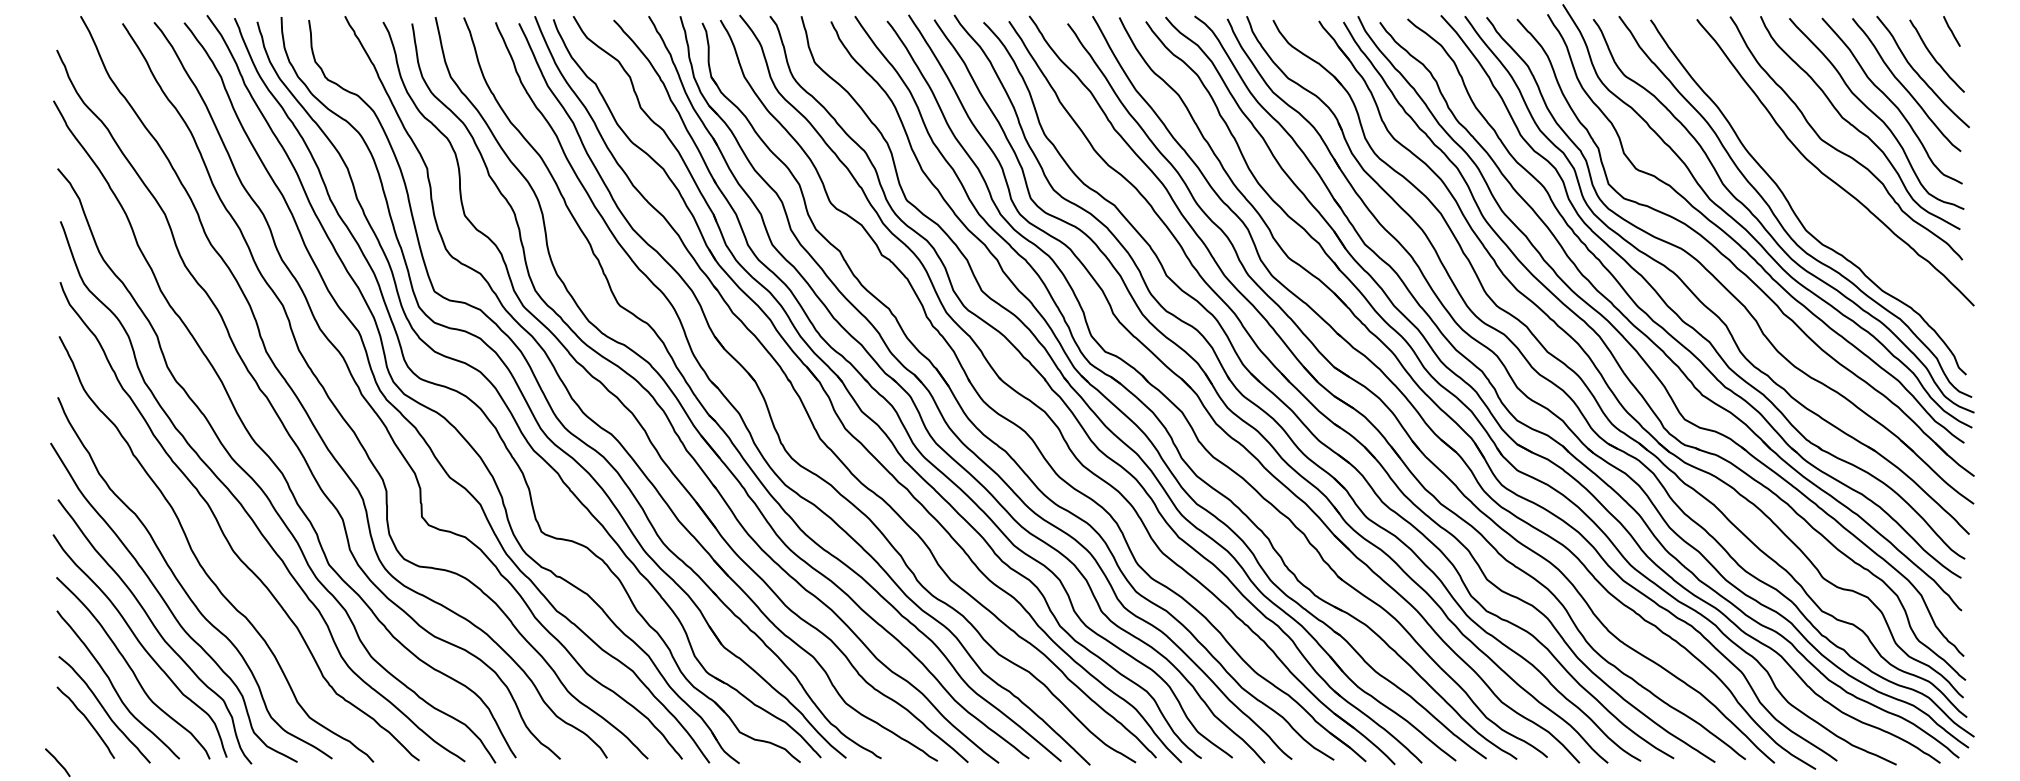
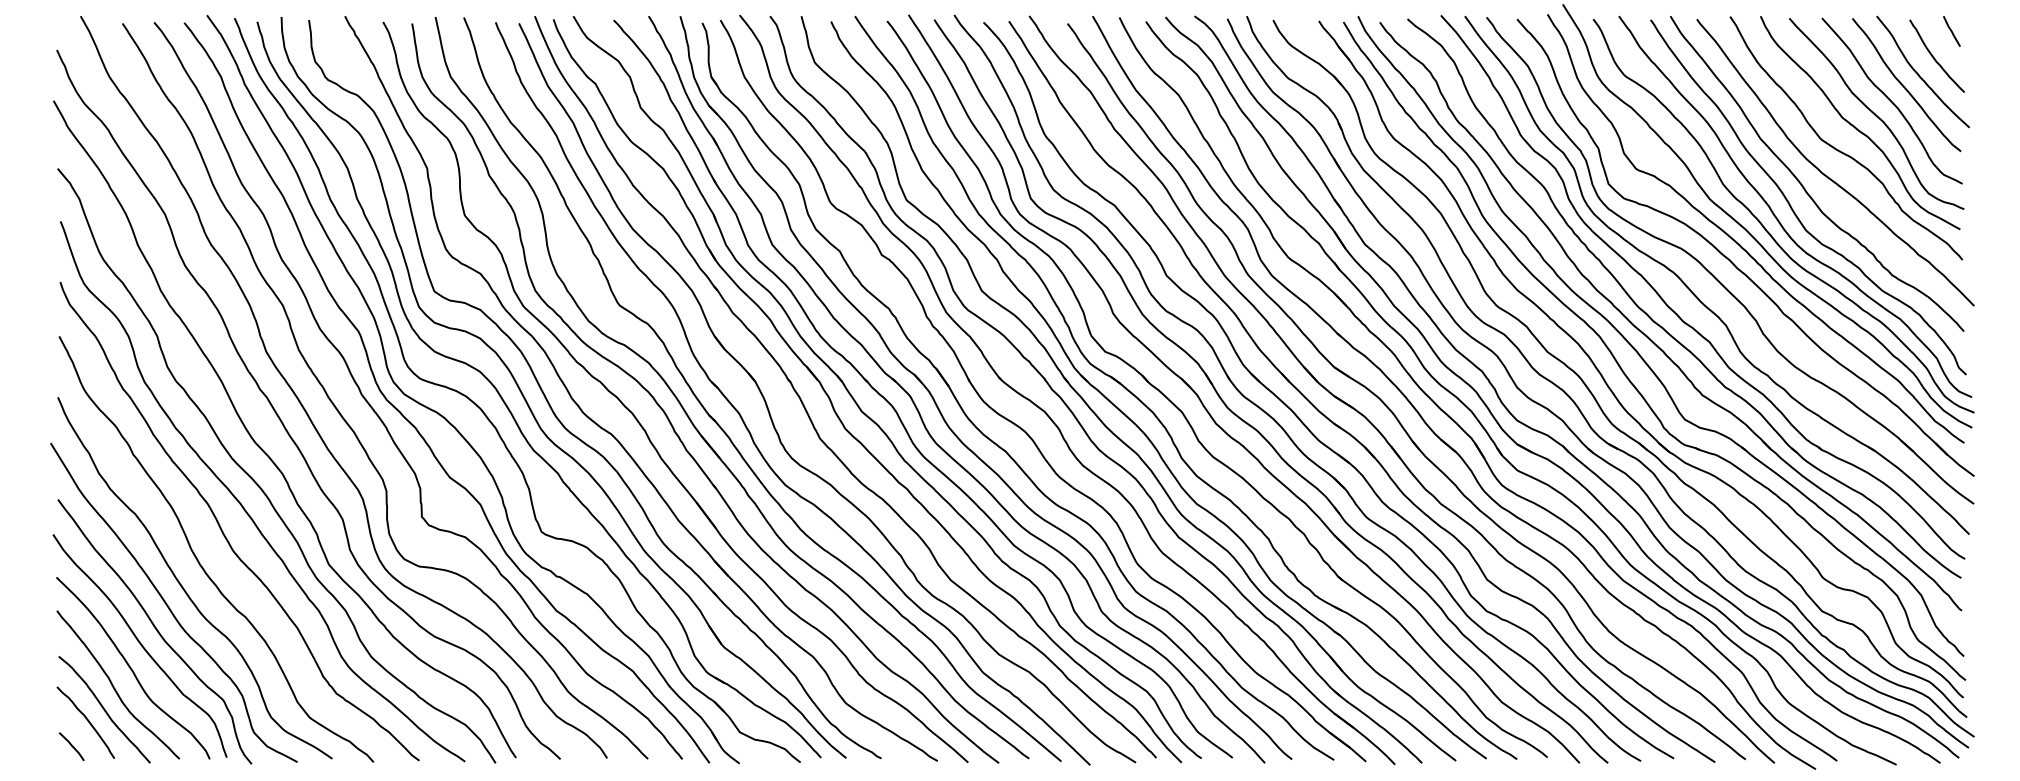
curve: none -> present (1803, 185)
line position: (57, 762) -> (71, 746) (71, 746)
